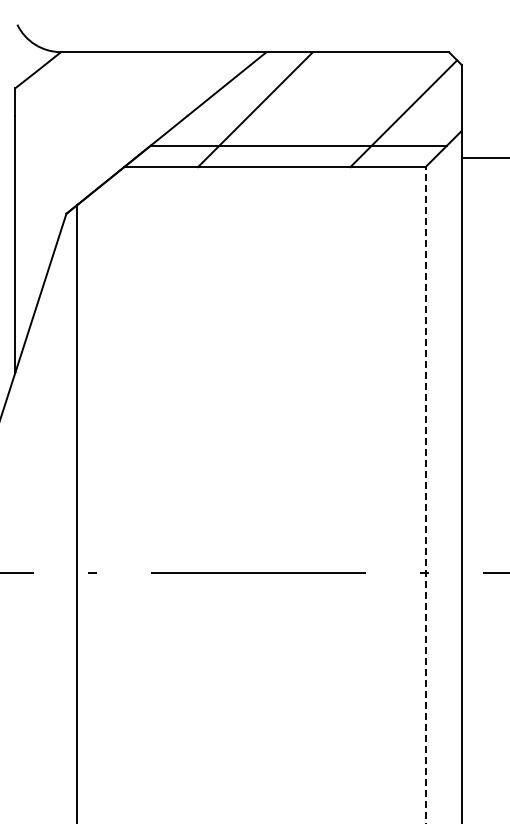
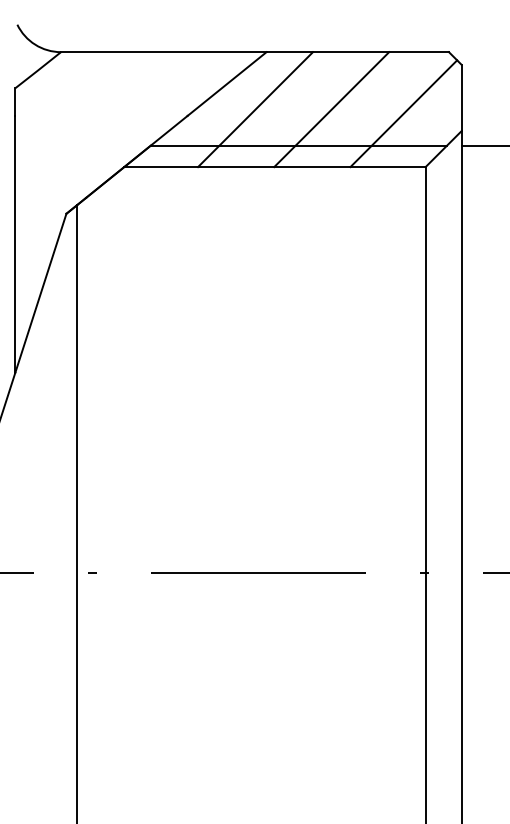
line: none -> present (331, 109)
line position: (483, 157) -> (483, 145) (483, 145)
line: dashed -> solid (425, 494)
